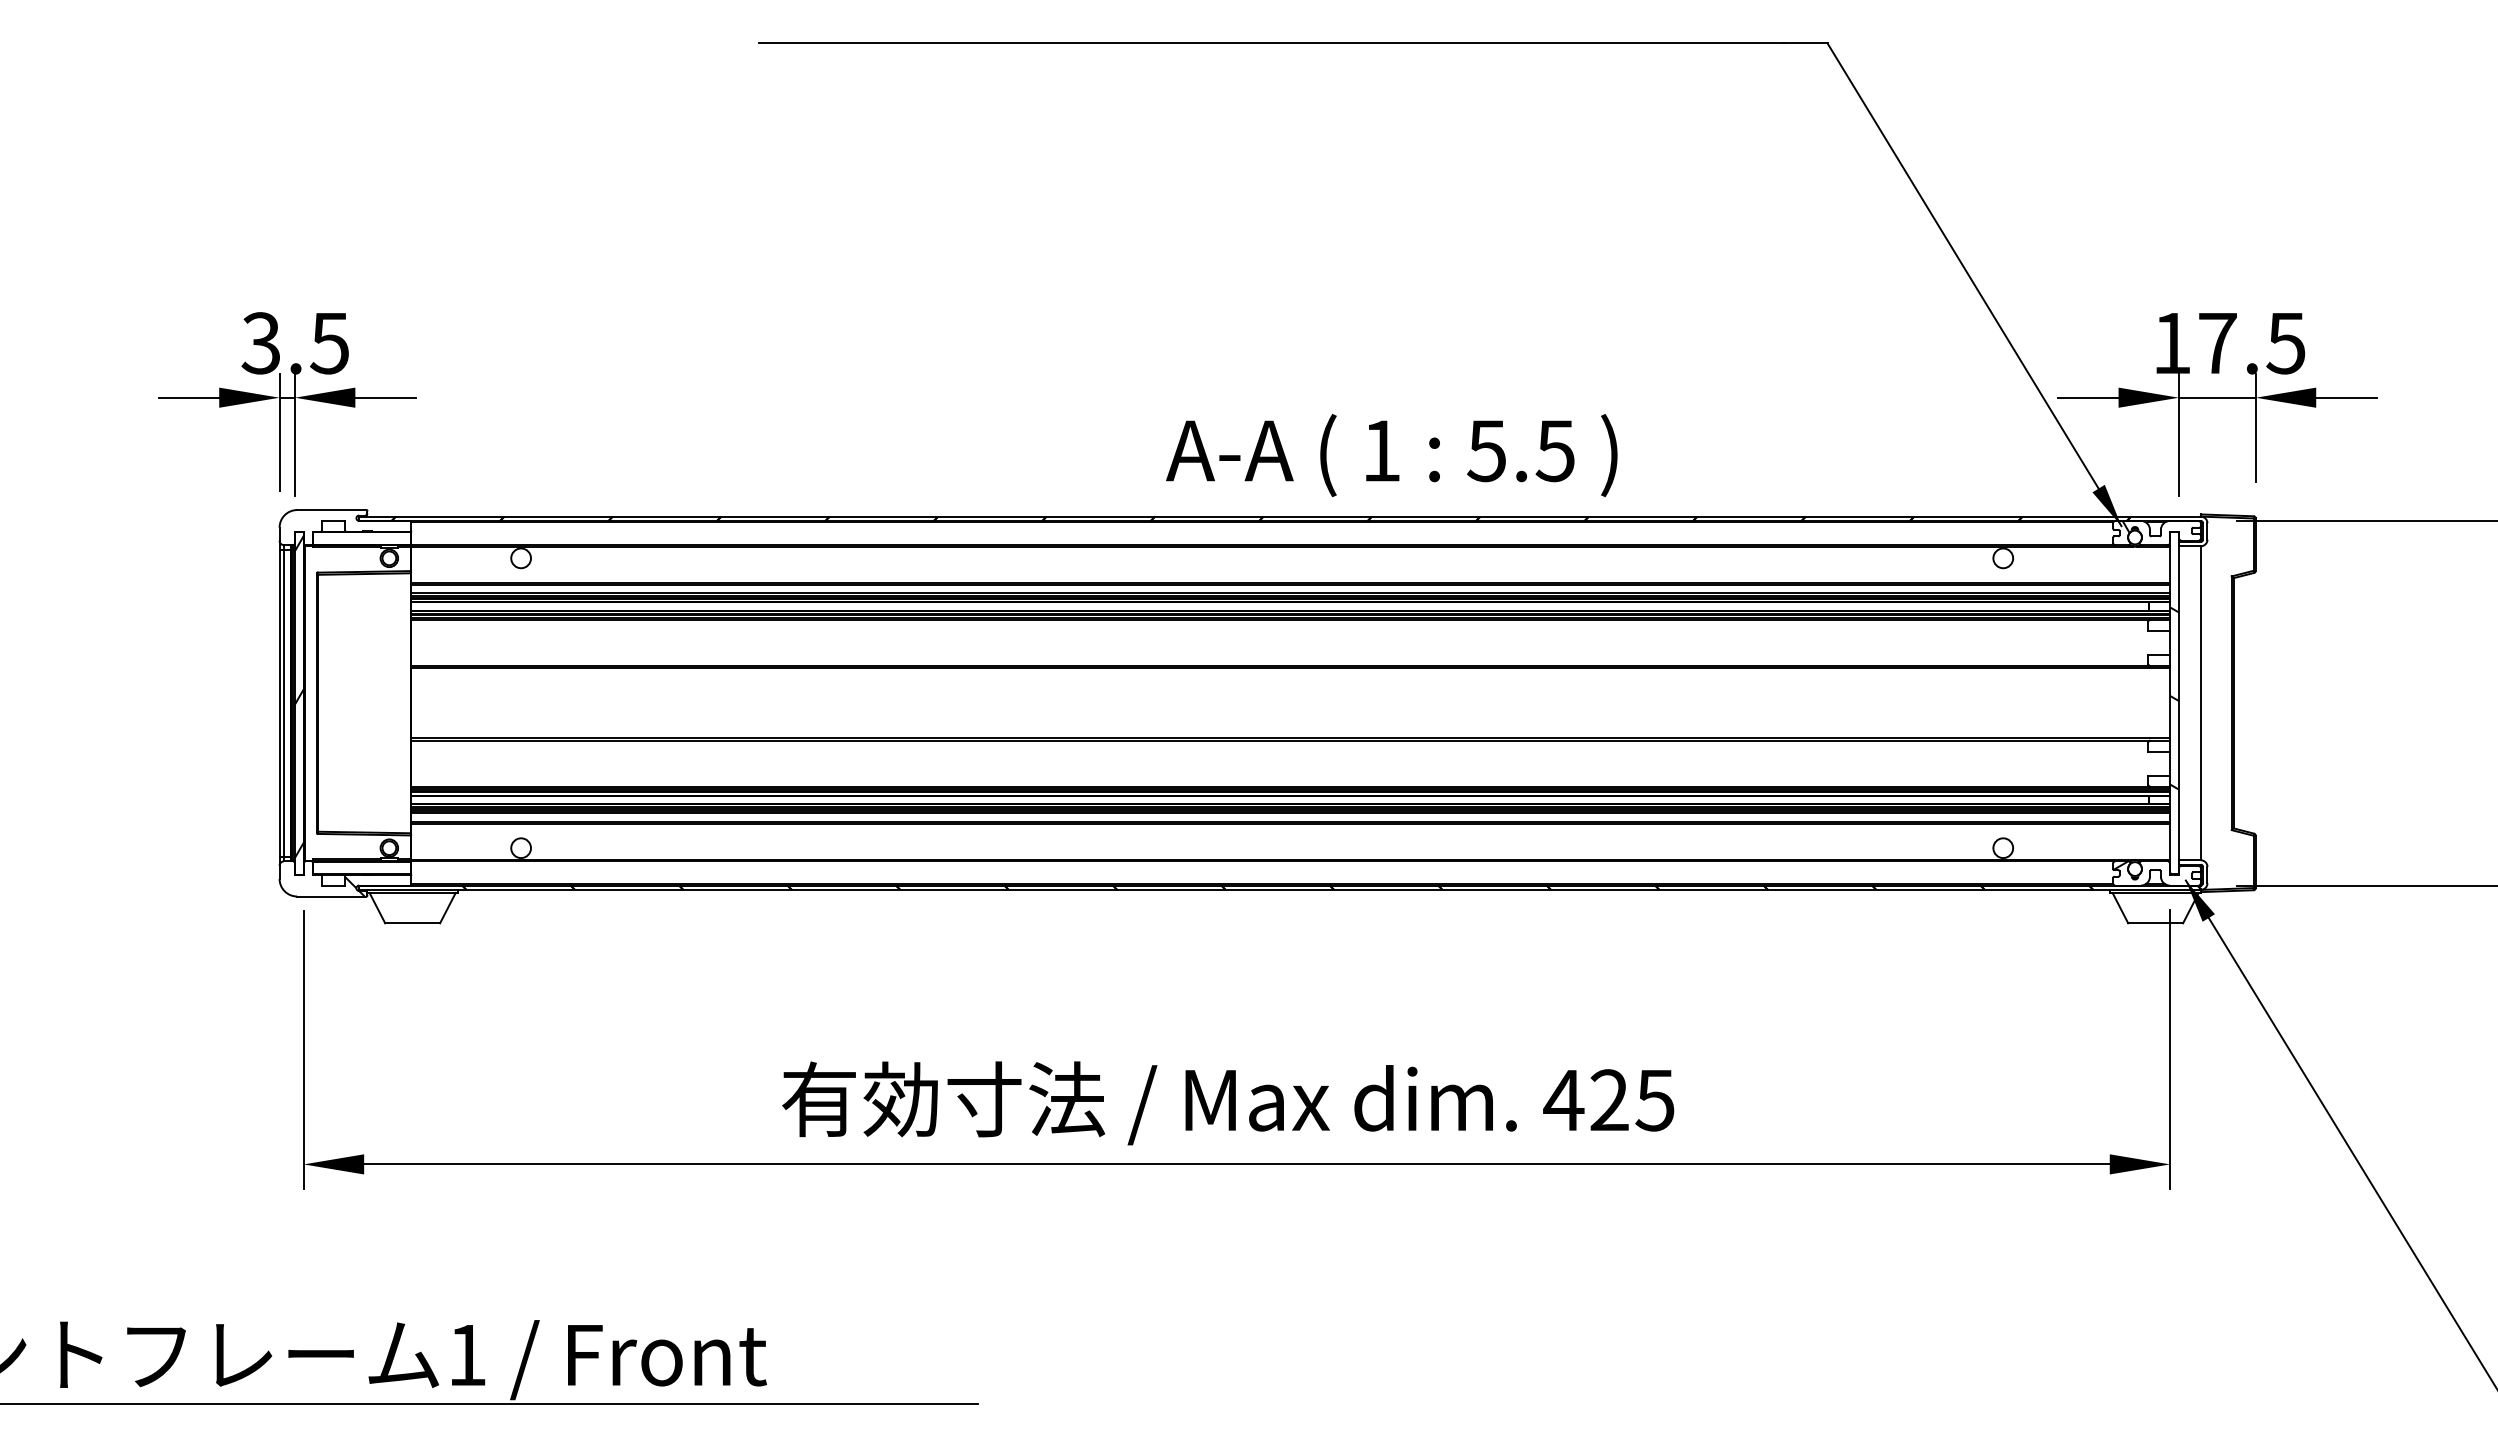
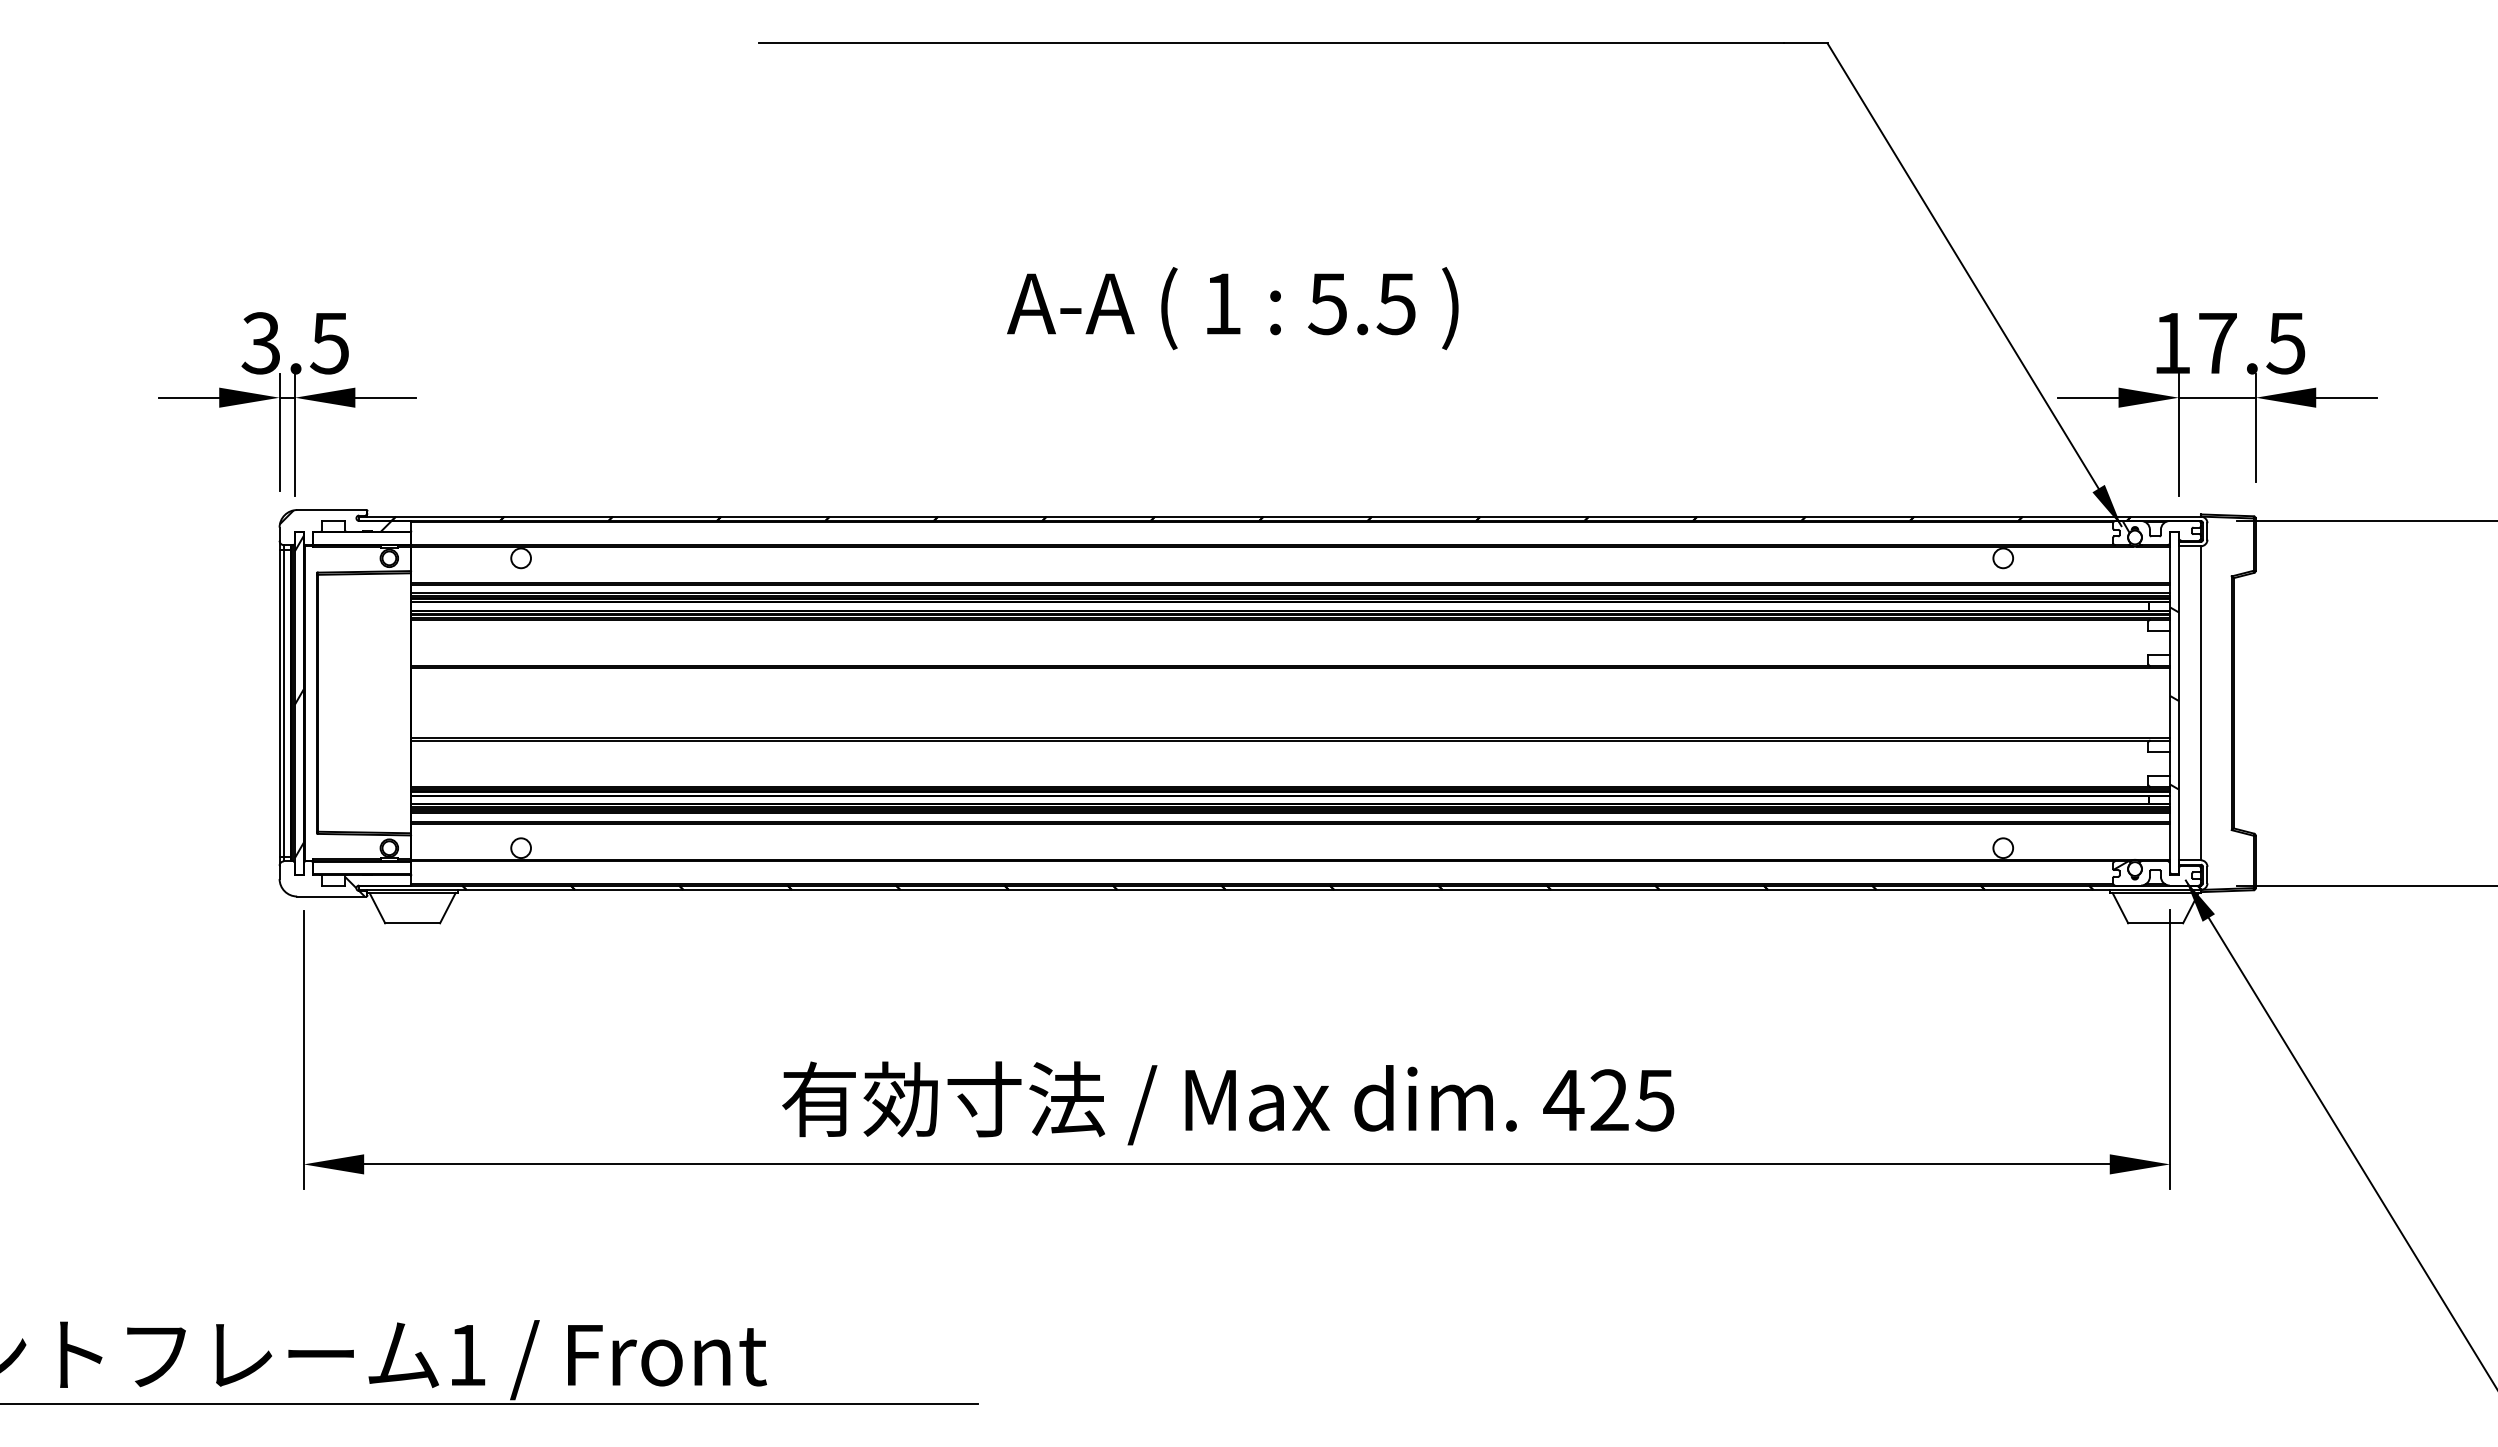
text position: (1391, 455) -> (1232, 308) (1232, 308)
hatch: none -> present (335, 521)
